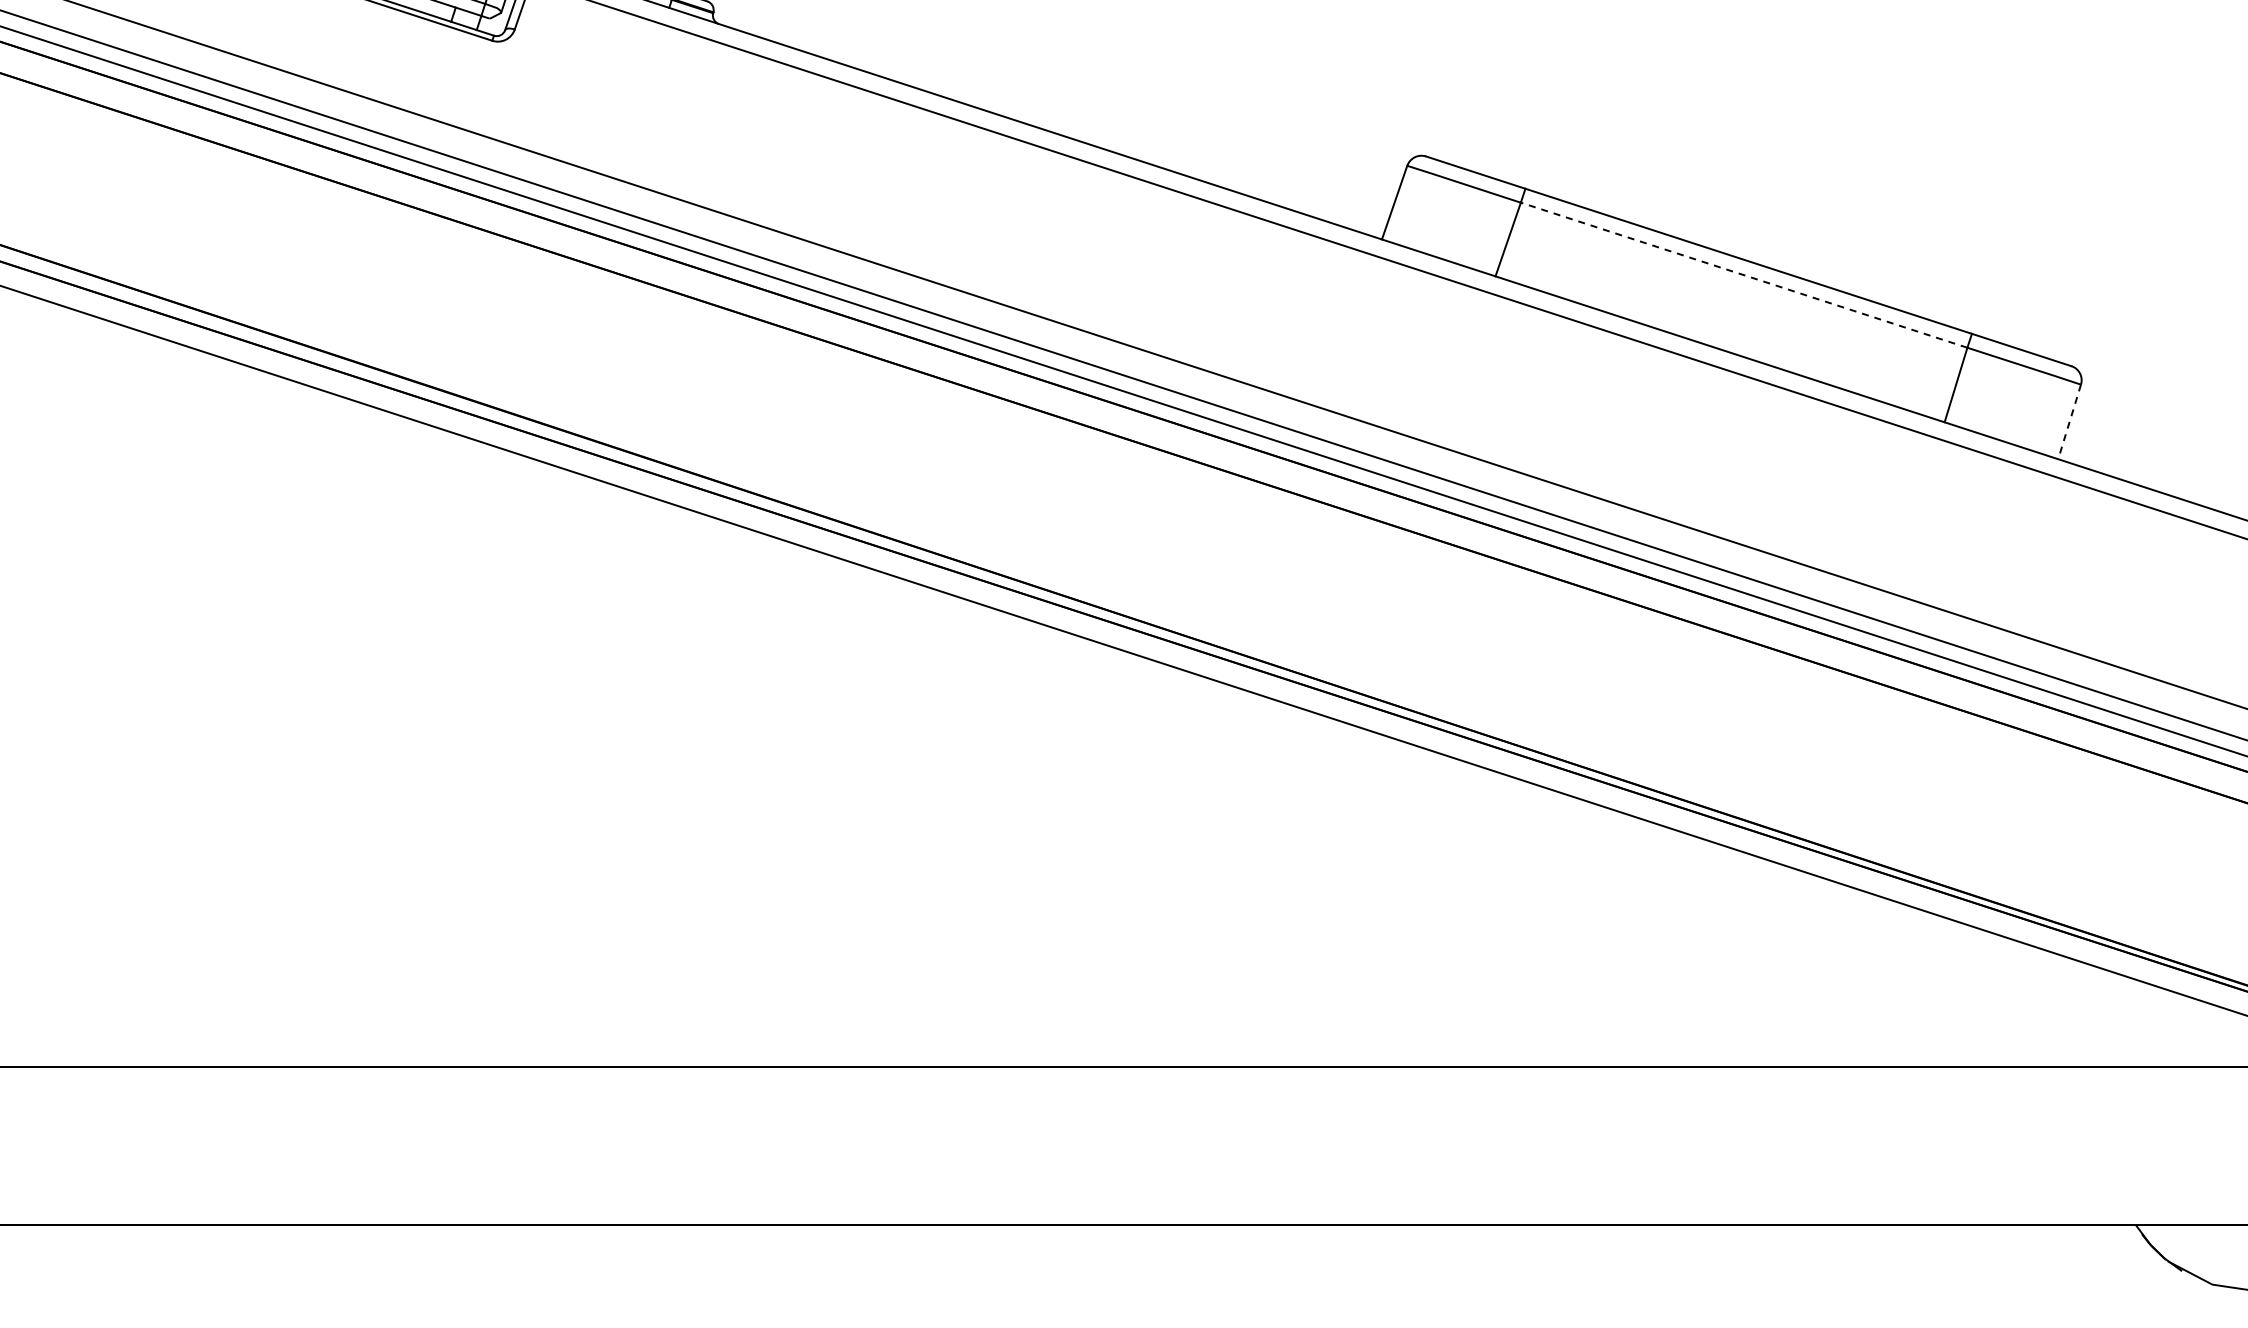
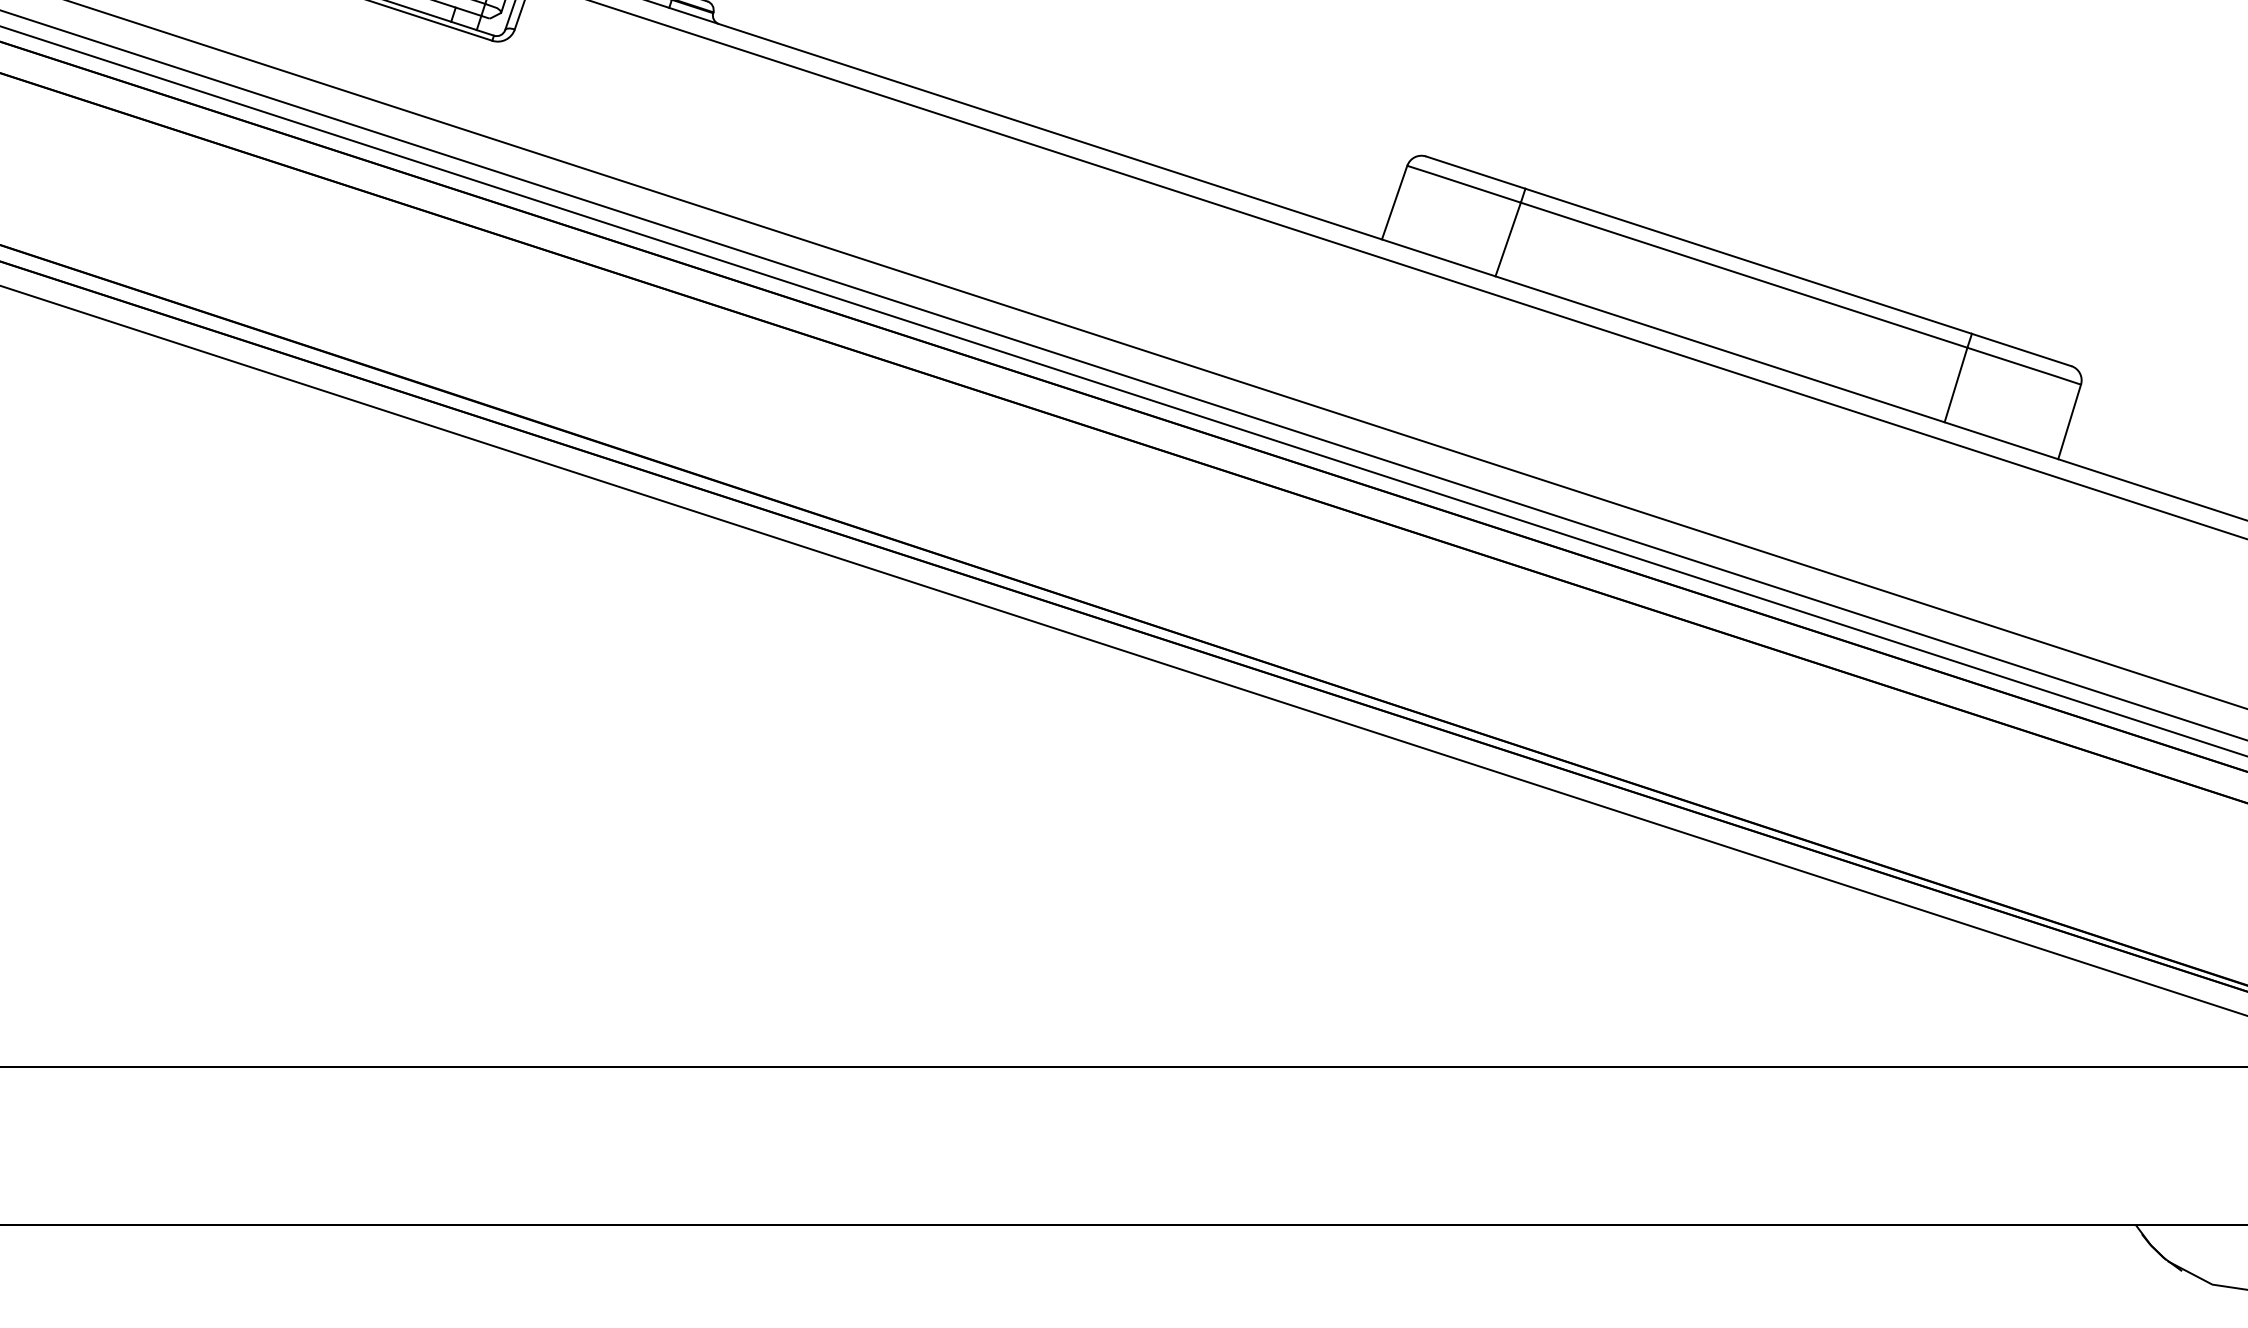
line: dashed -> solid (1744, 275)
line: dashed -> solid (2069, 421)
